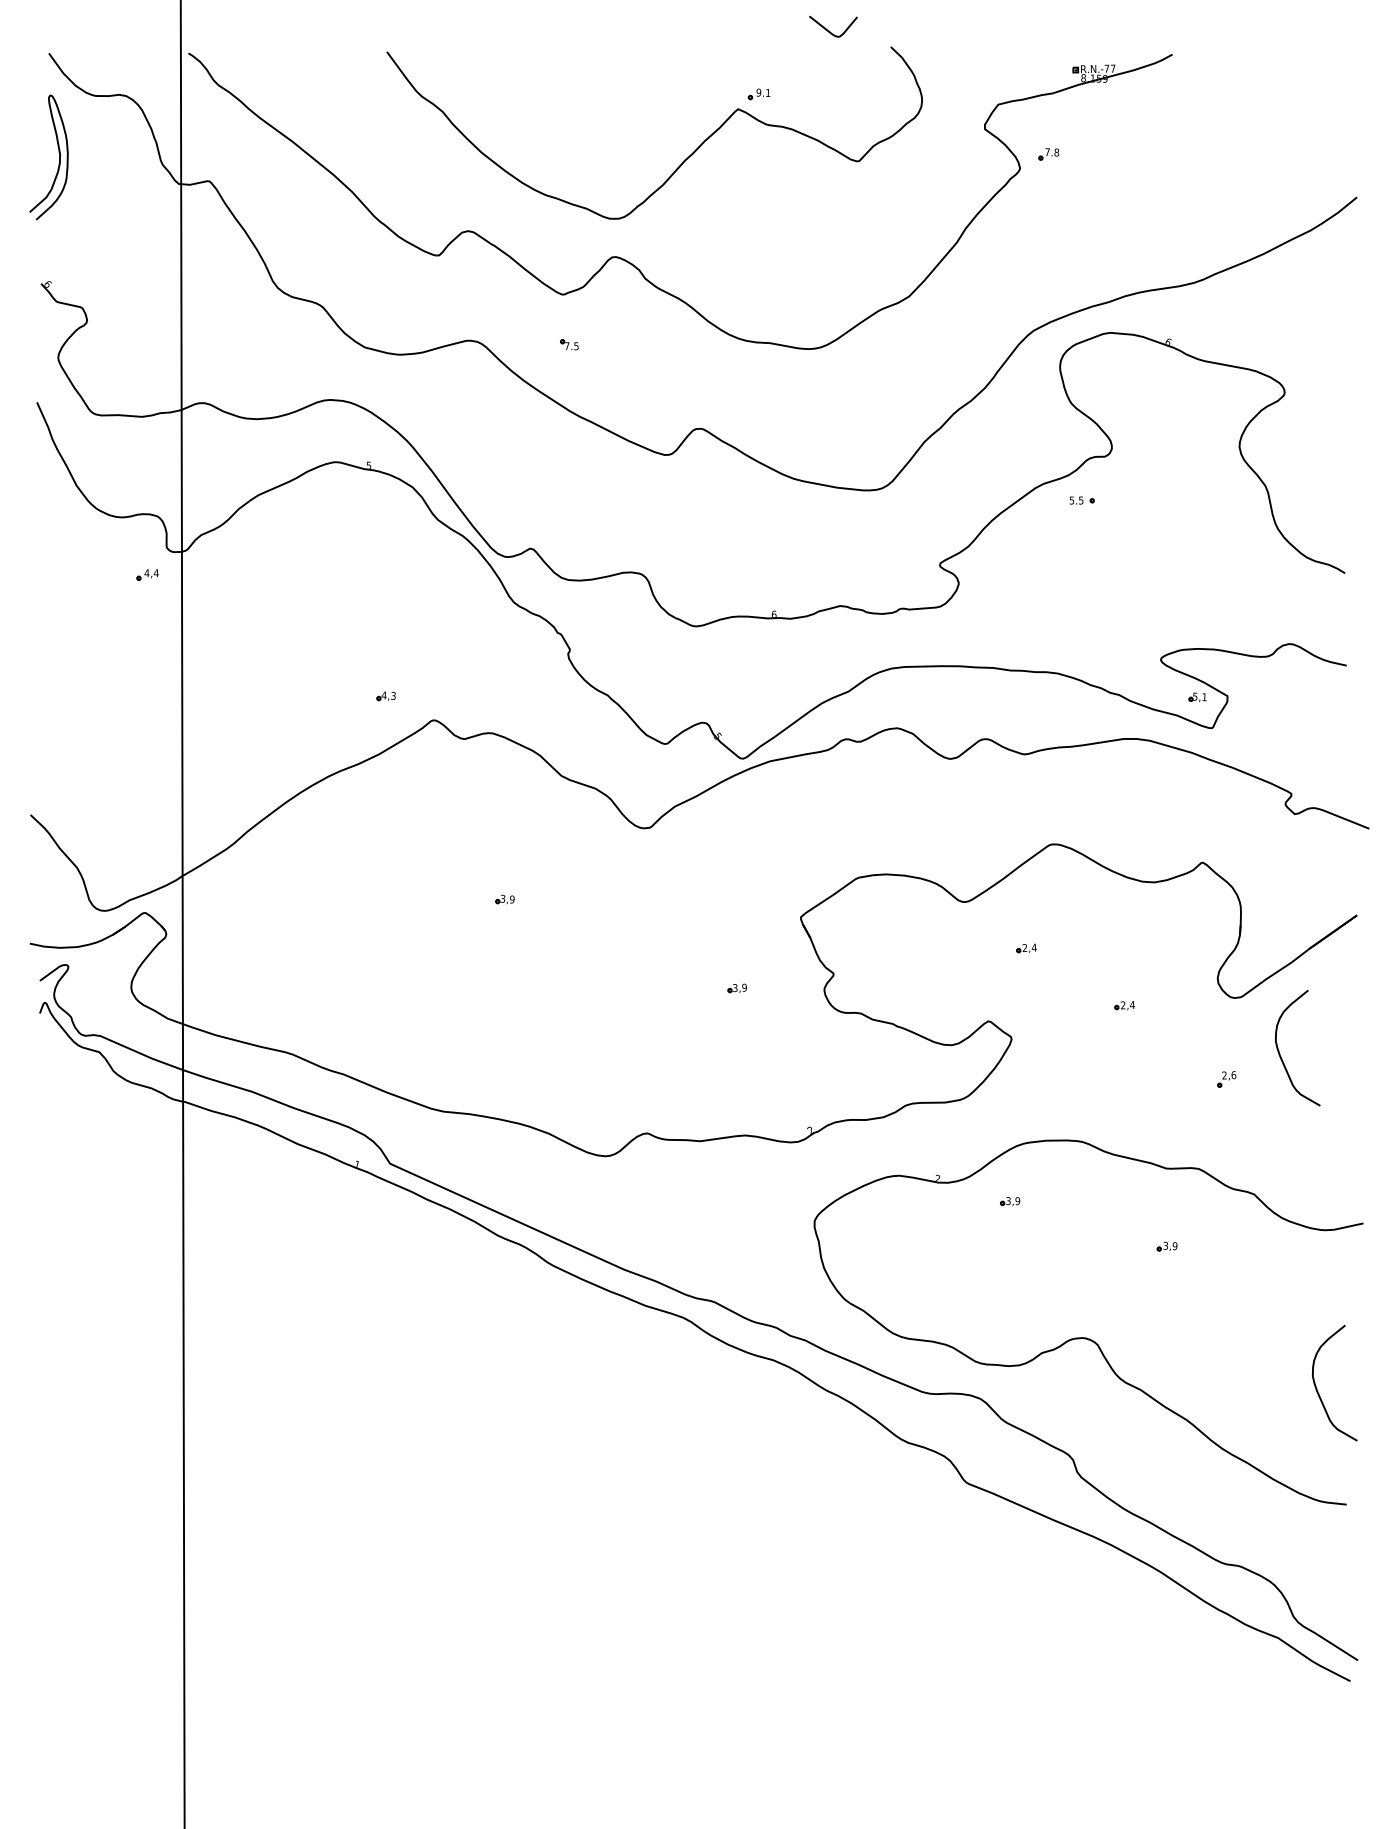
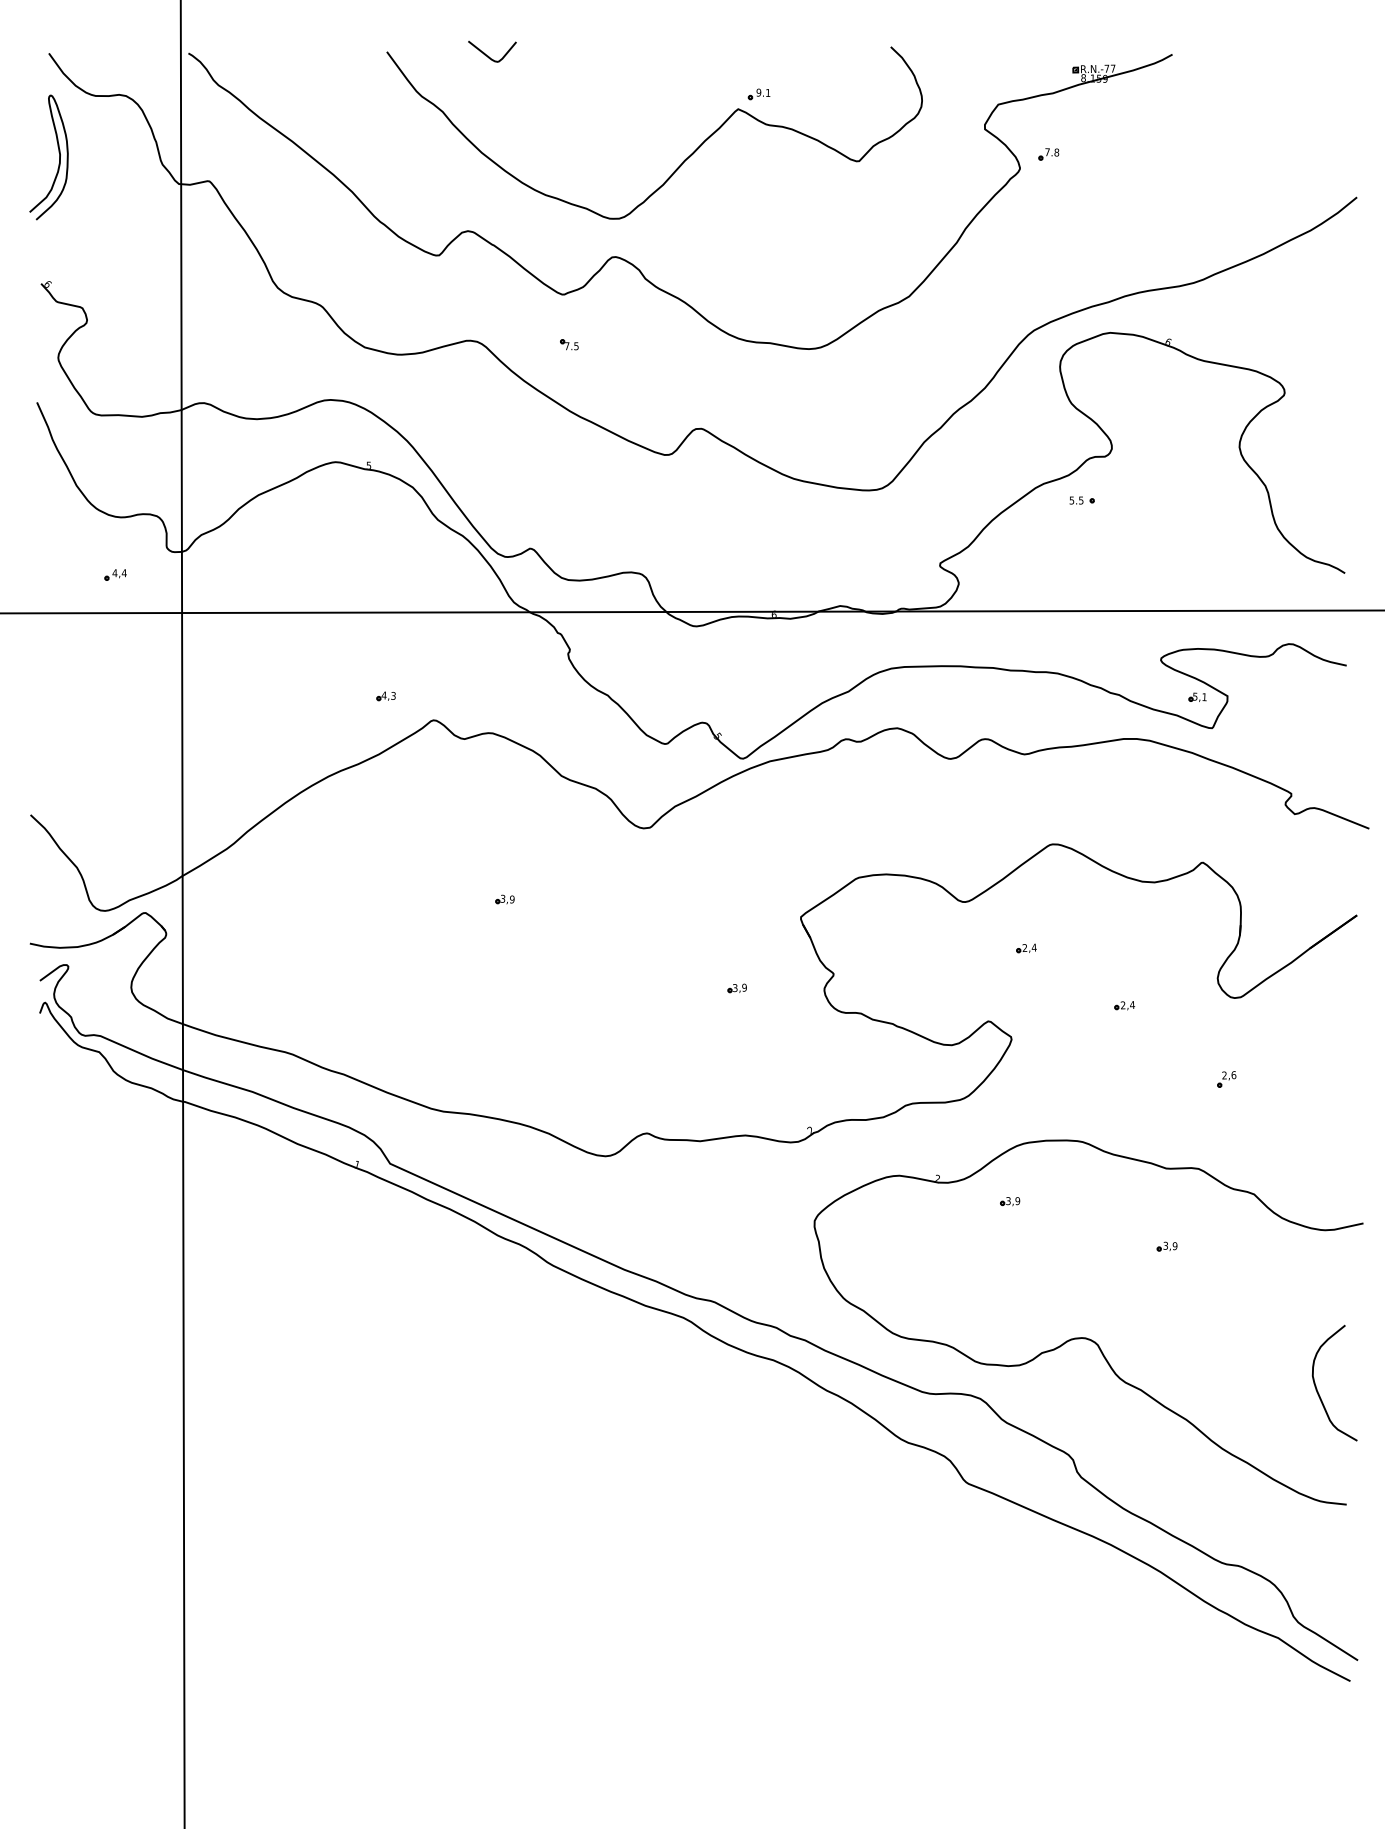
curve position: (829, 30) -> (488, 55) (488, 55)
part position: (147, 574) -> (115, 574) (115, 574)
line: none -> present (691, 611)
curve: present -> none (1280, 1053)
